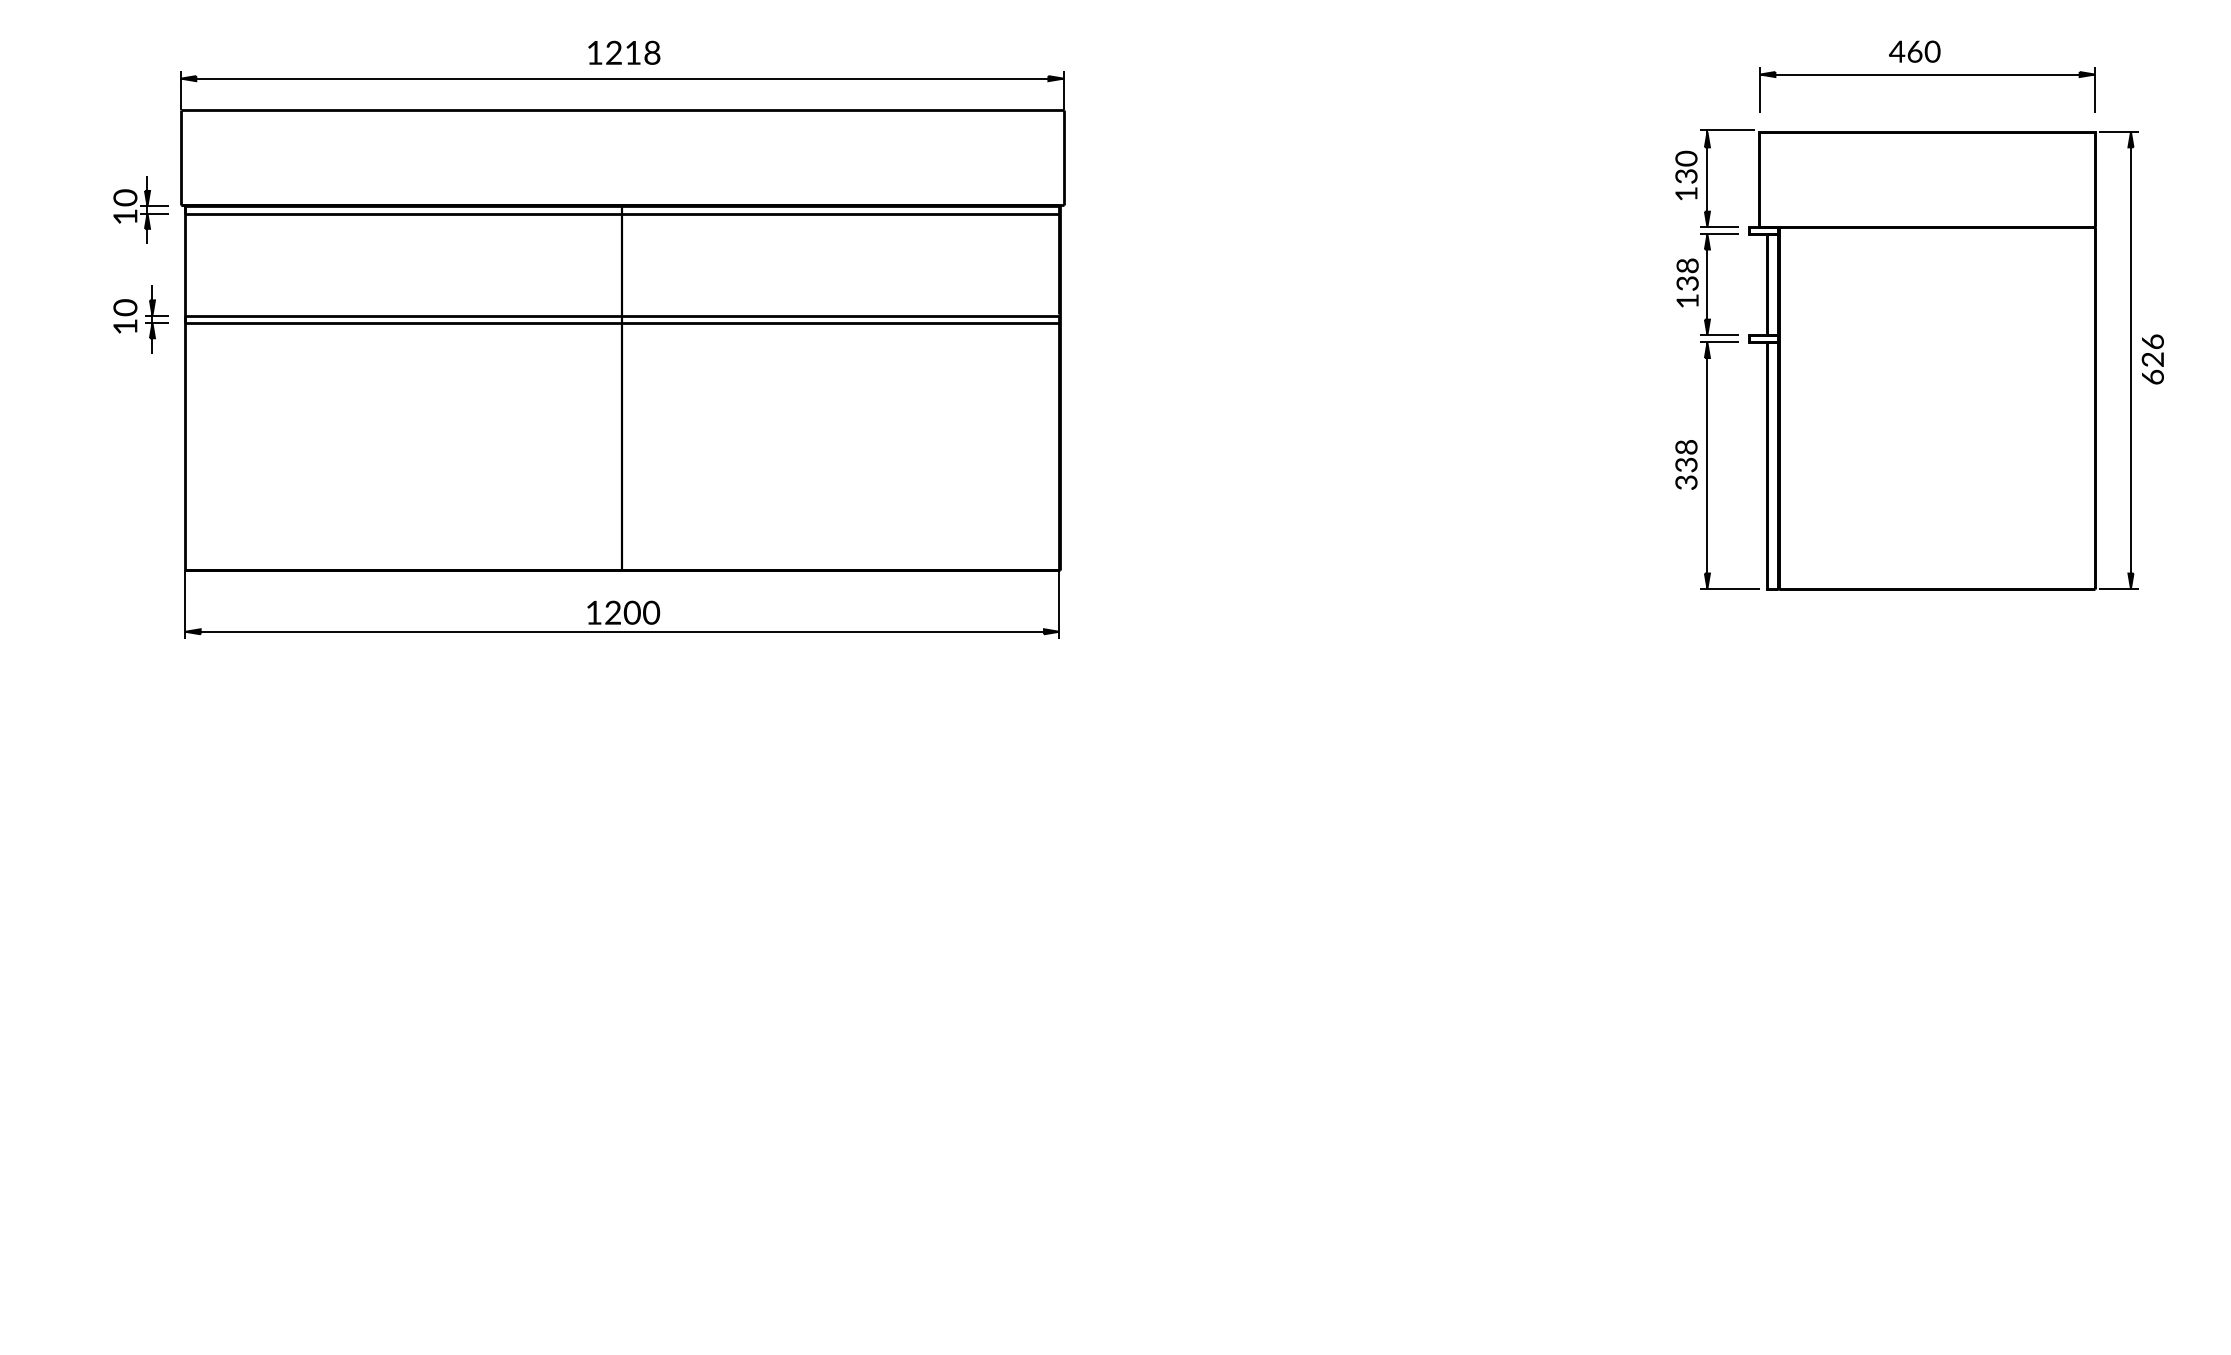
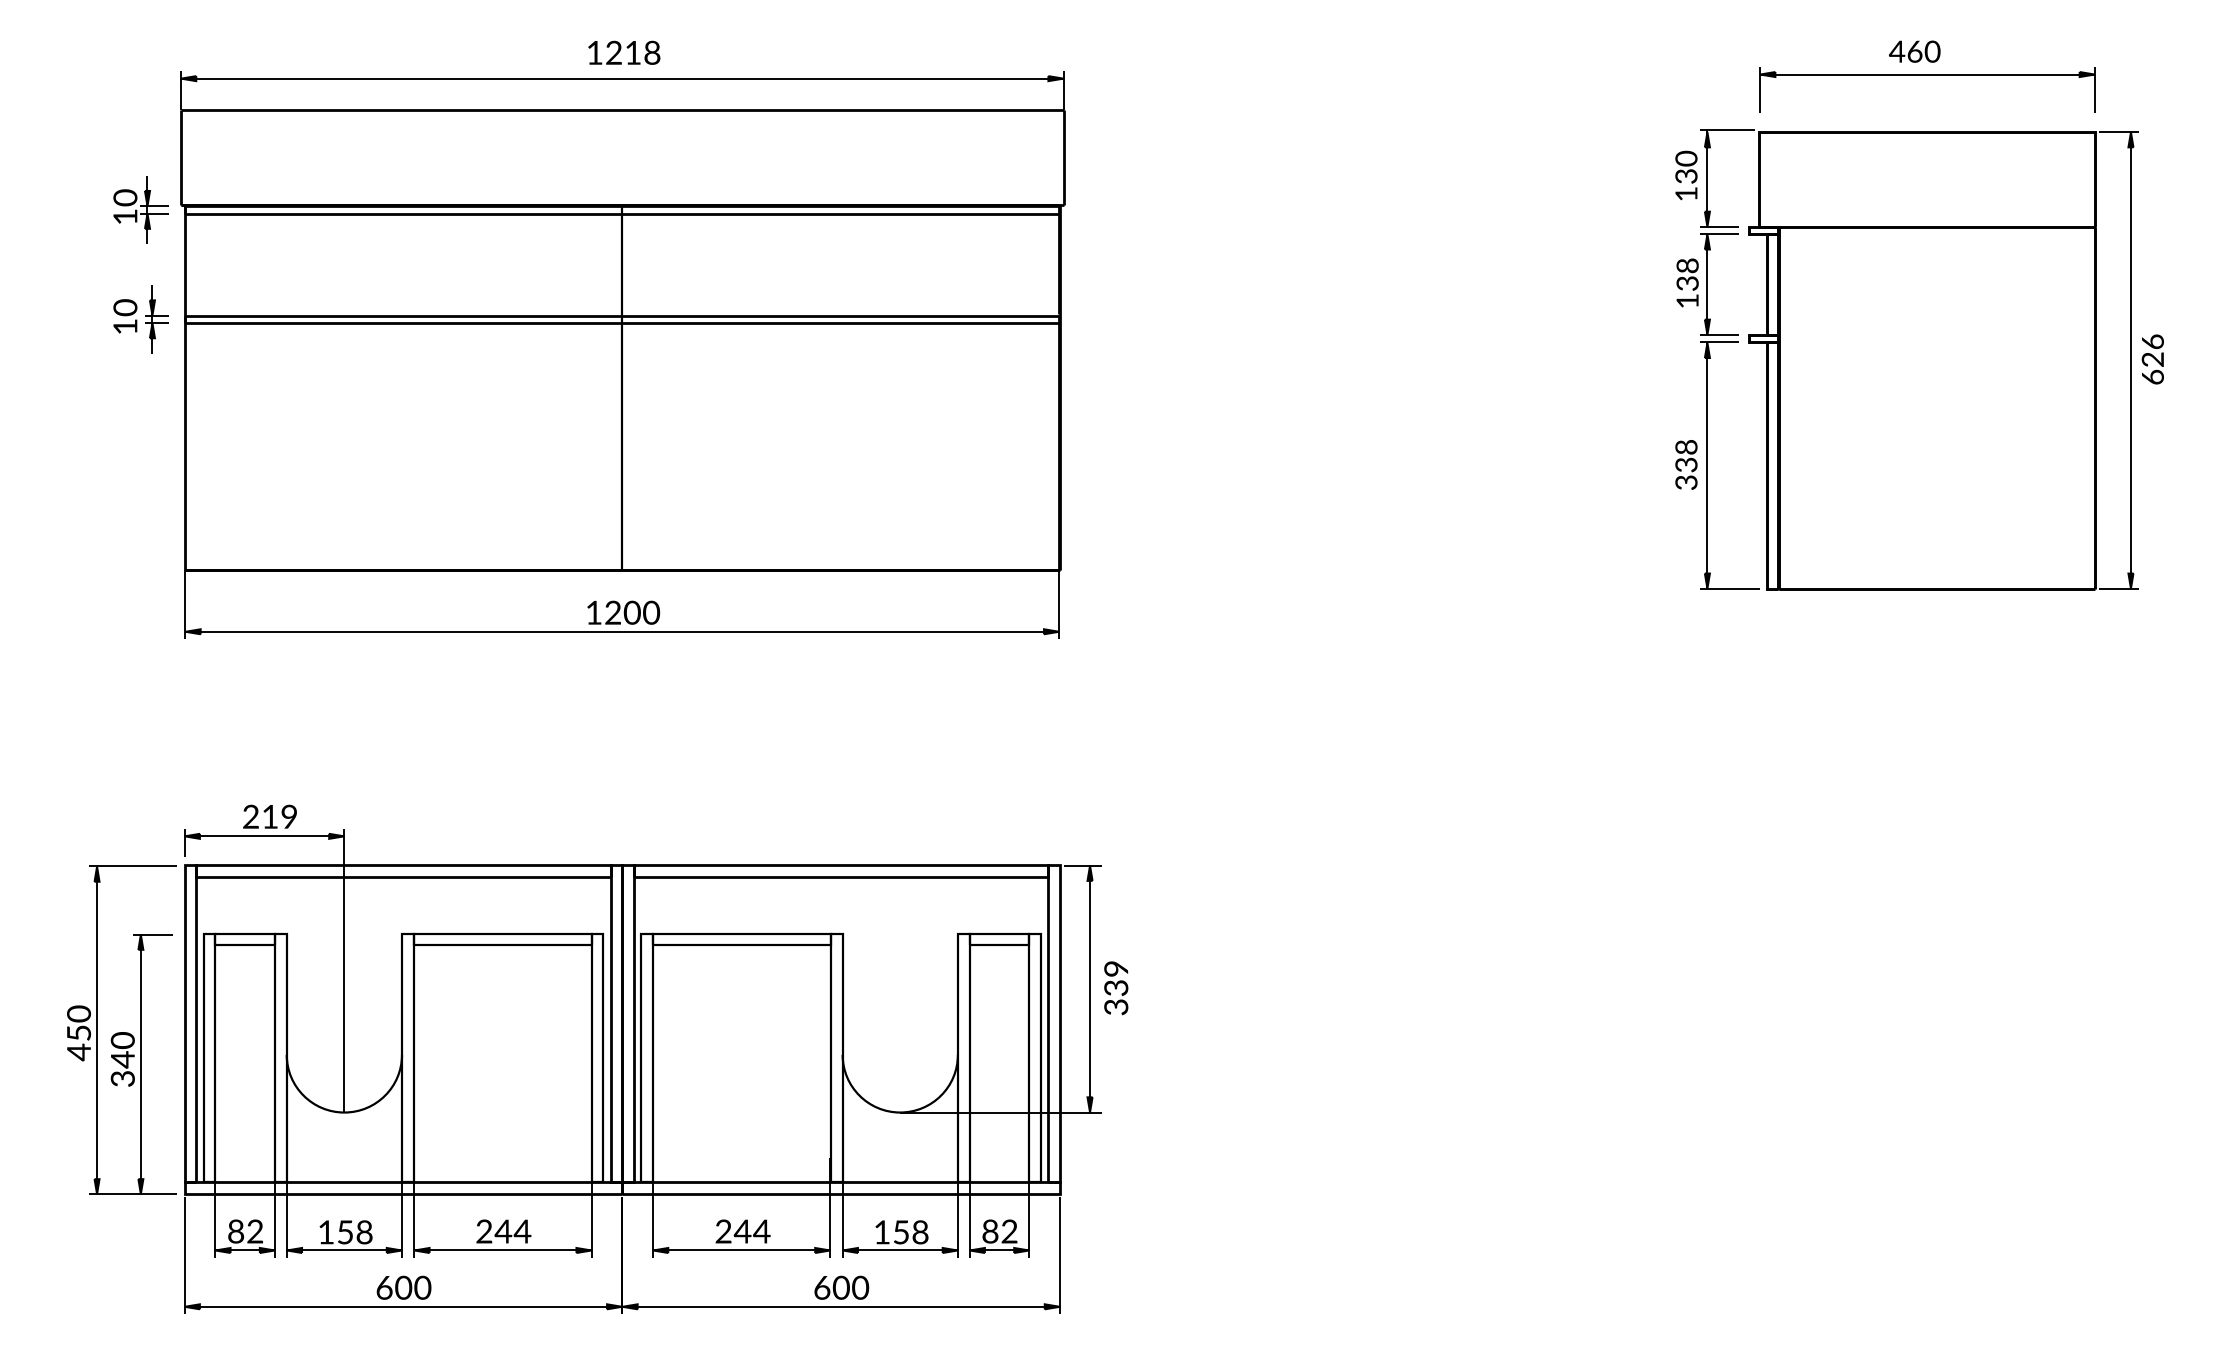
part: none -> present (597, 1058)
